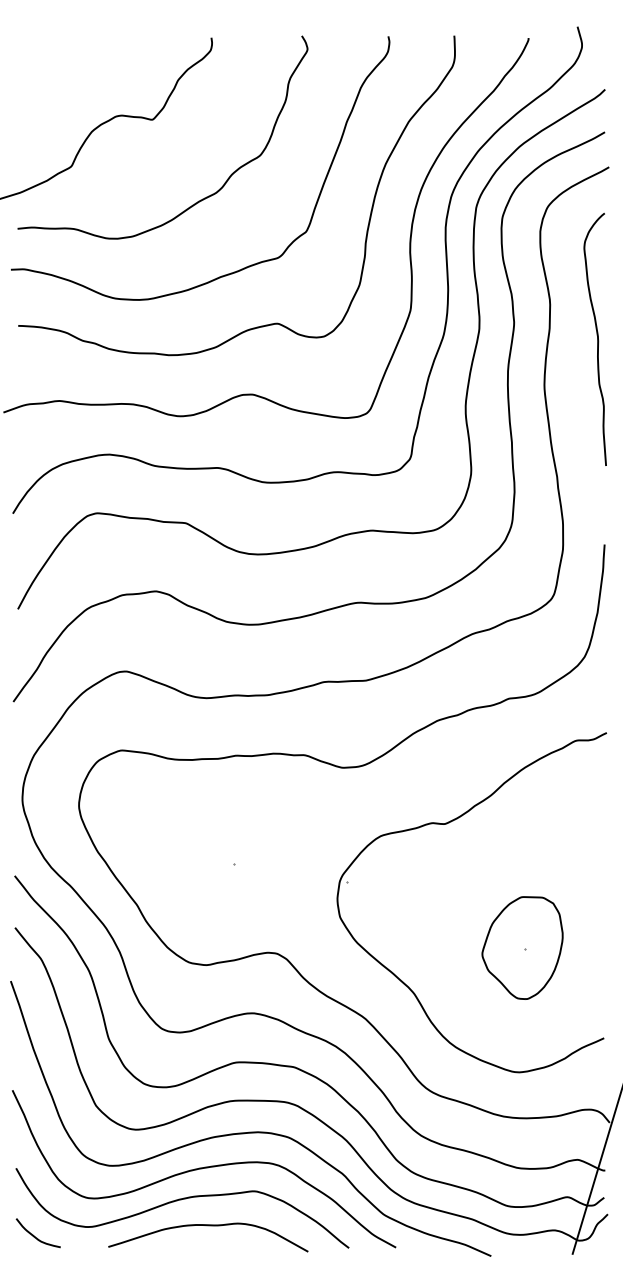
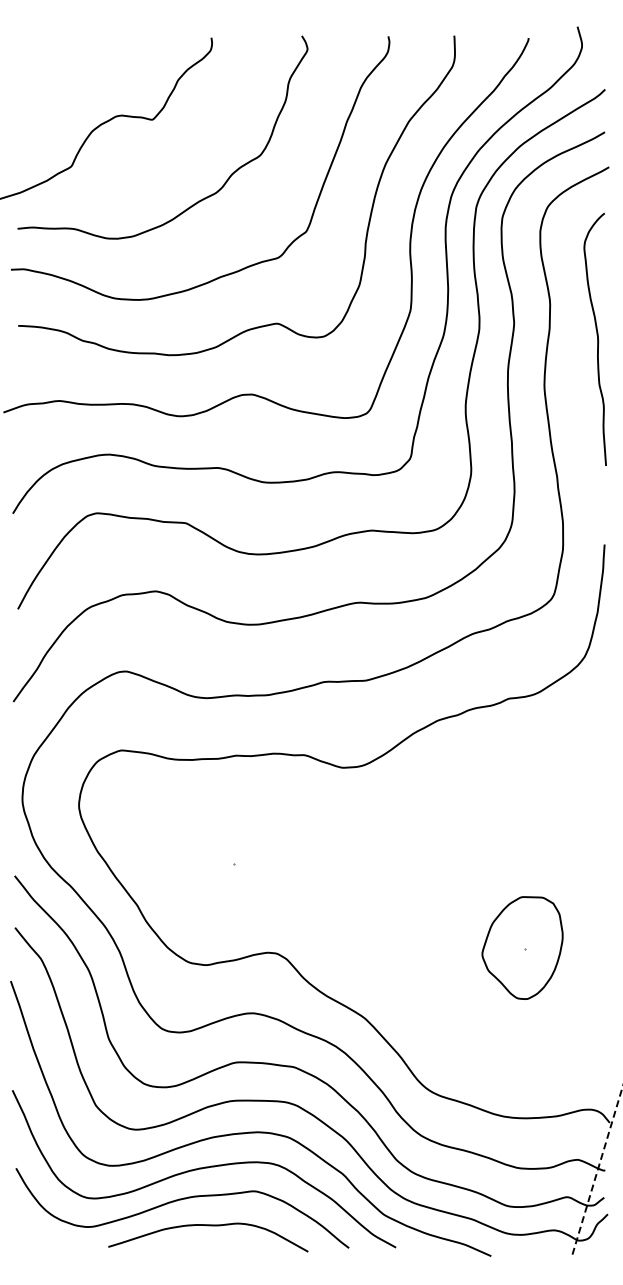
part: present -> none (446, 824)
line: solid -> dashed (597, 1170)
curve: present -> none (34, 1235)
